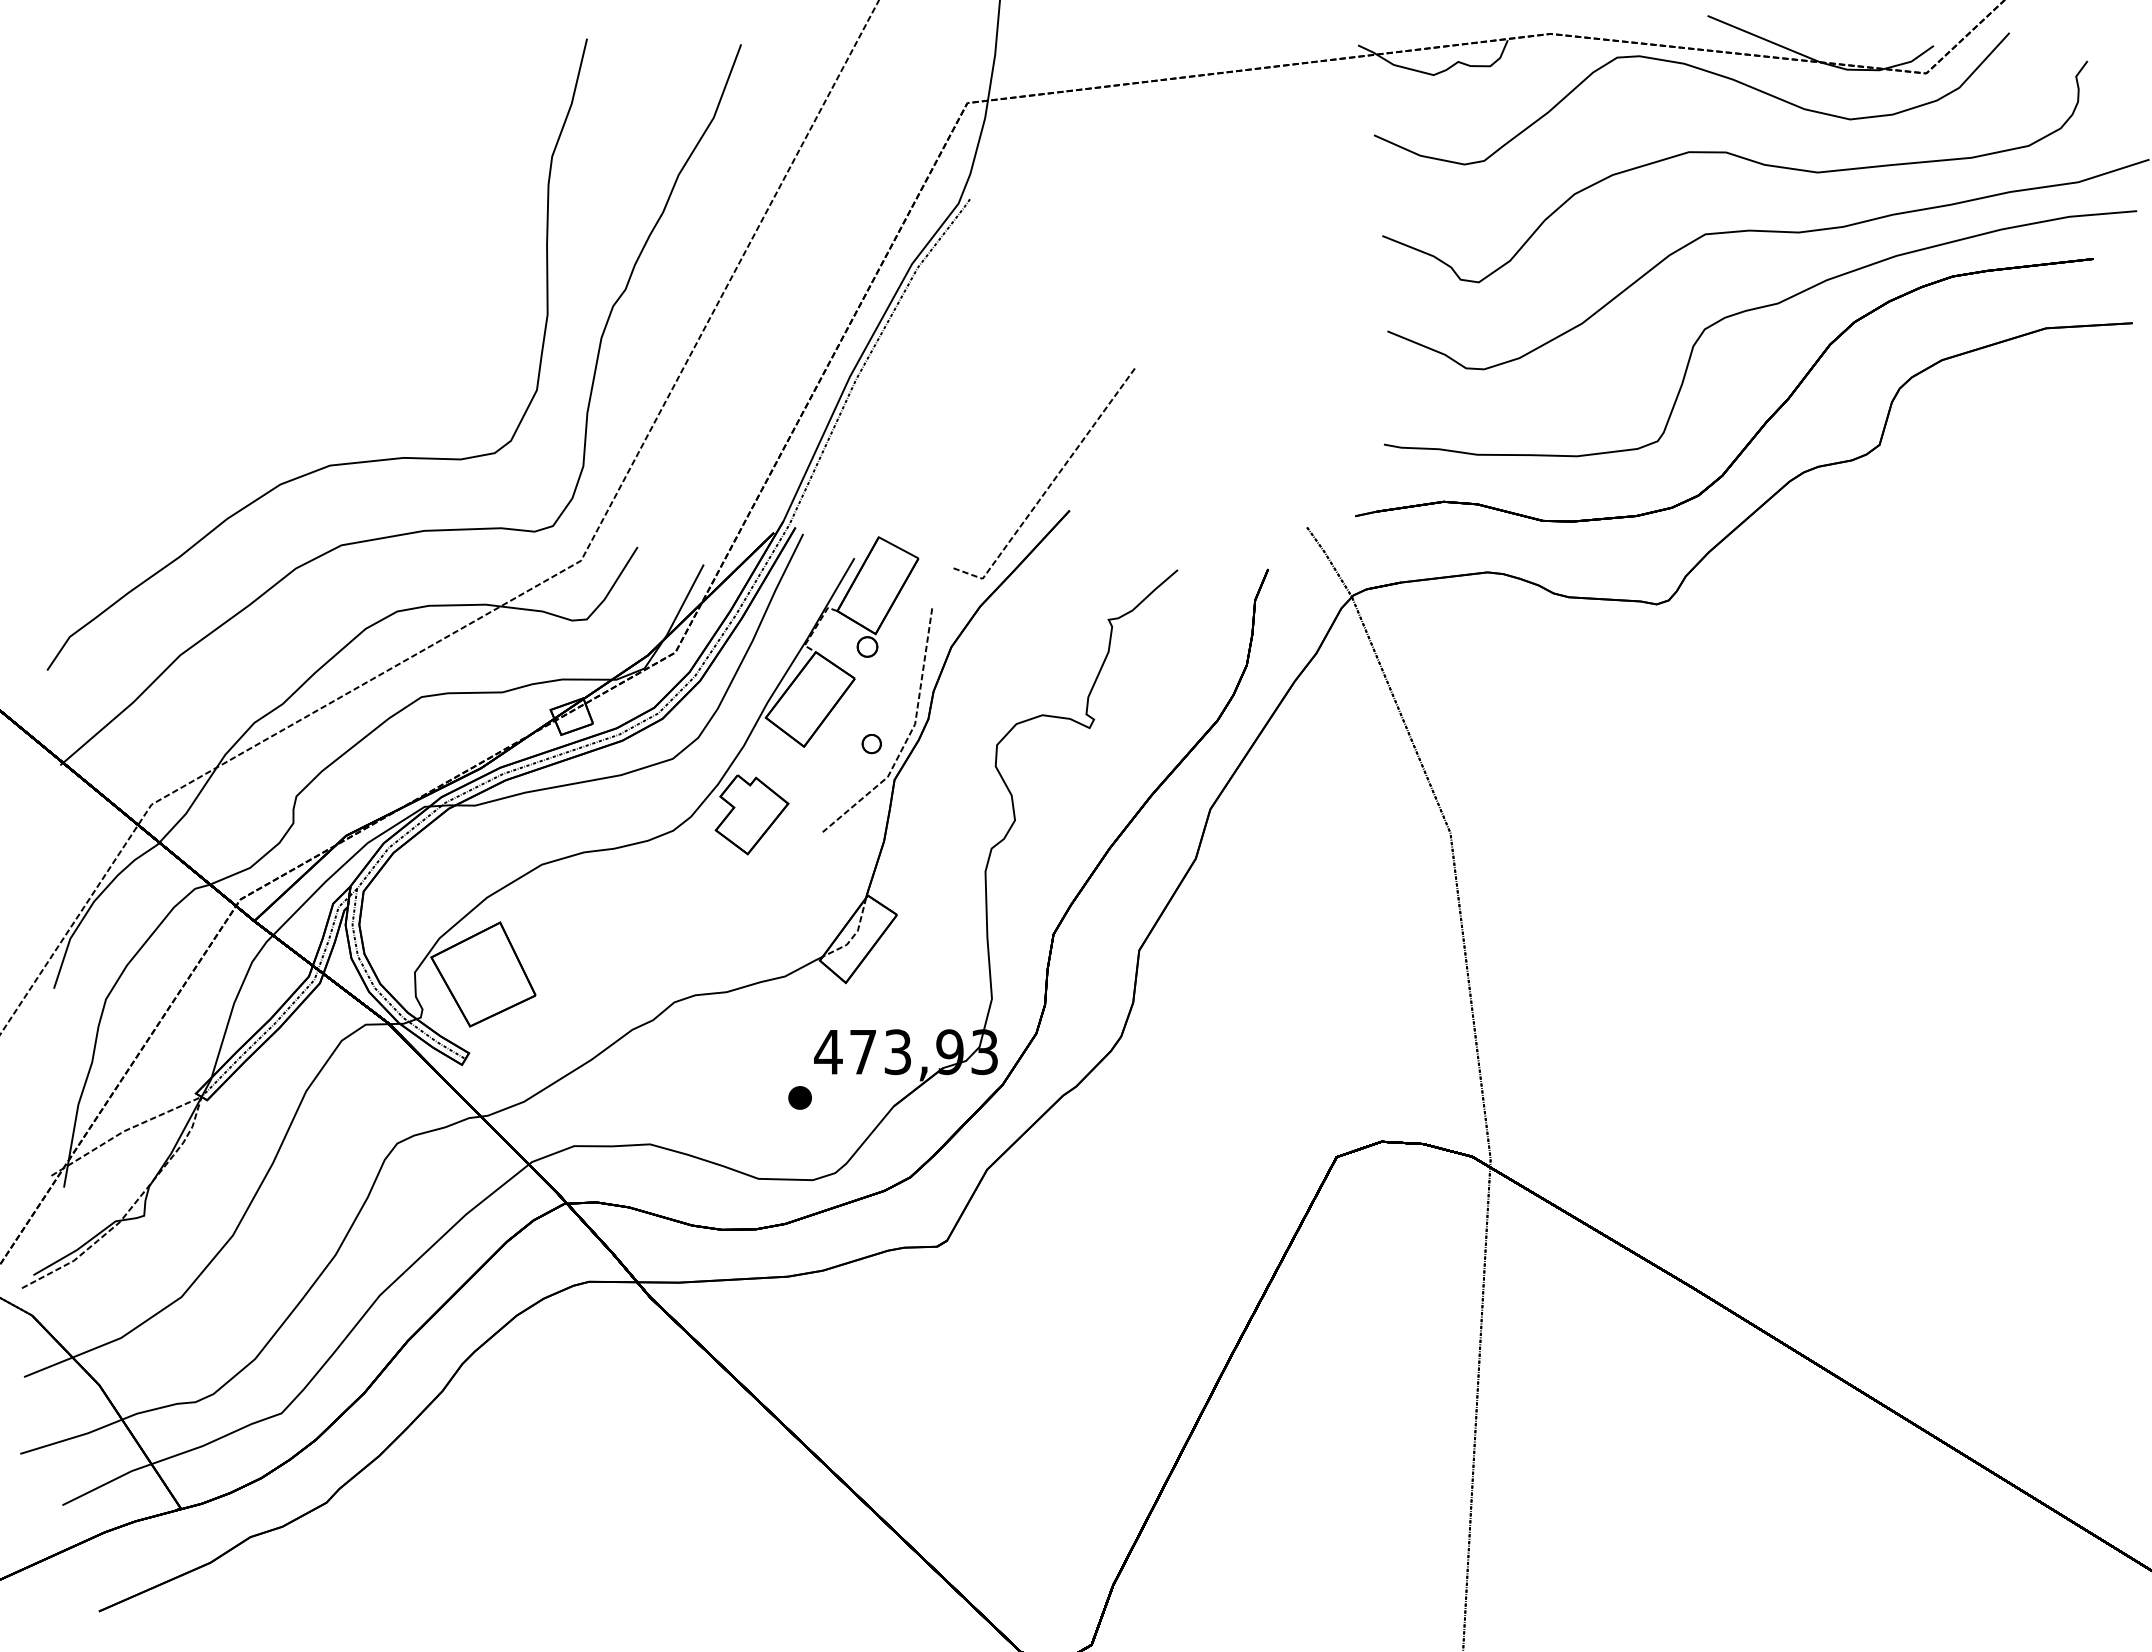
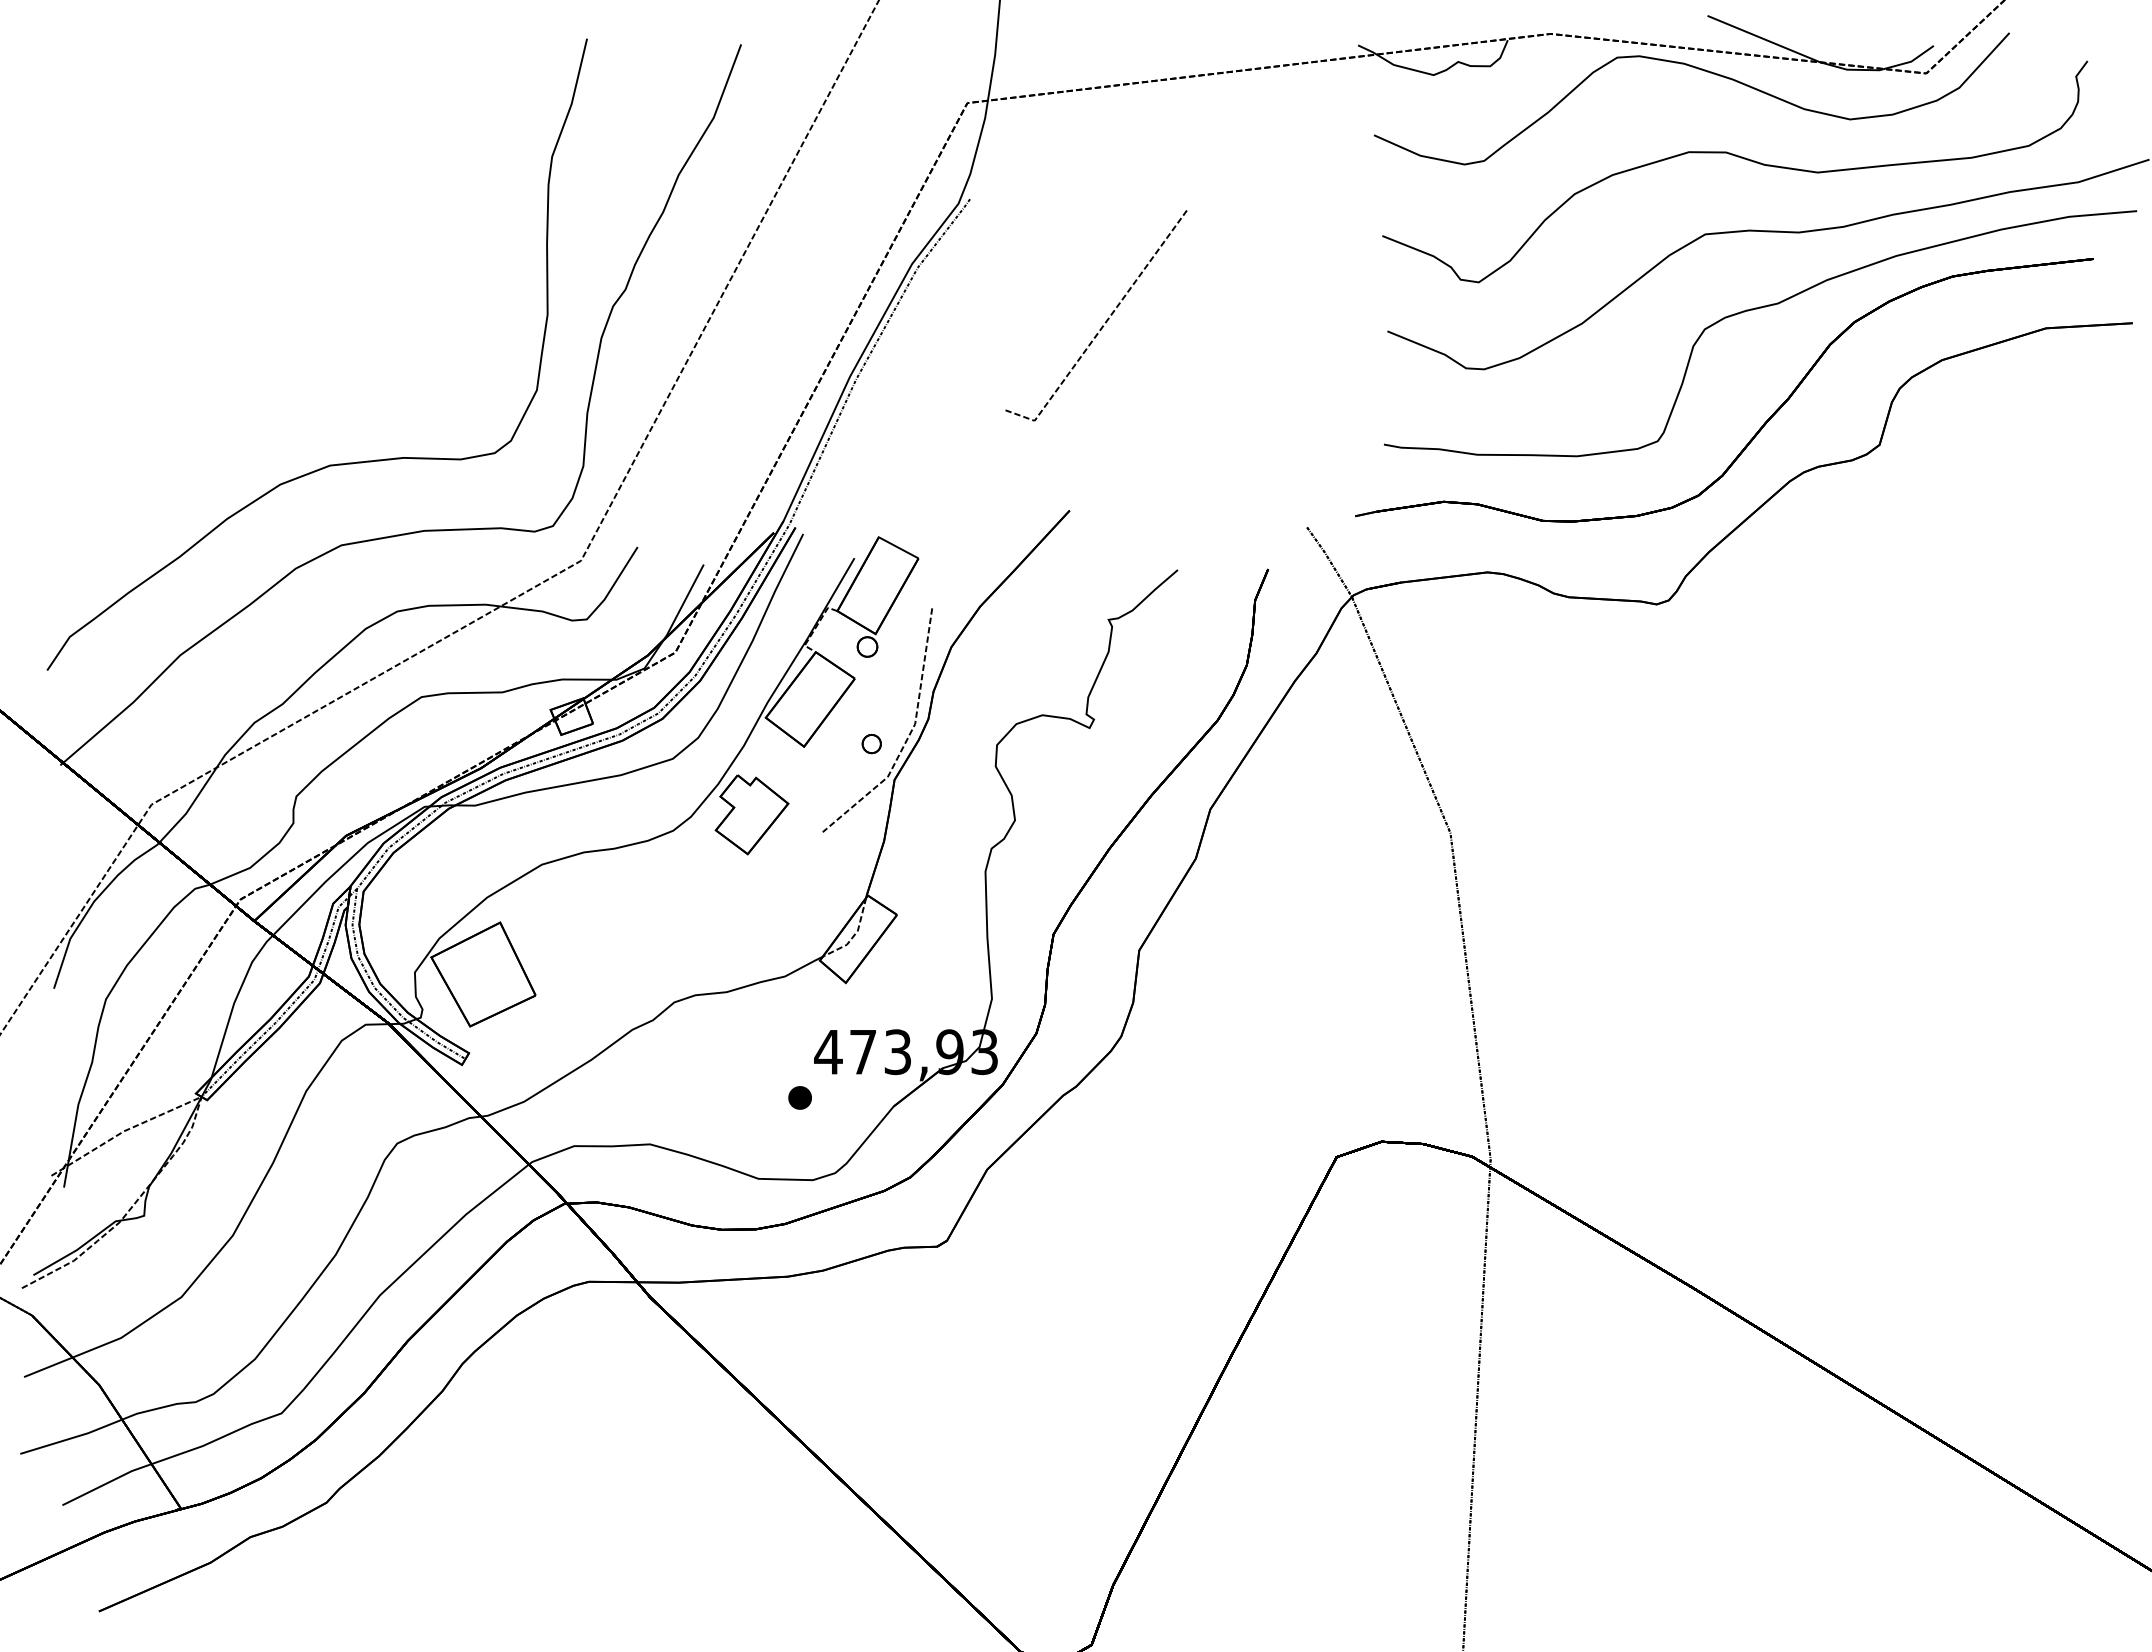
line position: (1052, 480) -> (1104, 322) (1104, 322)
